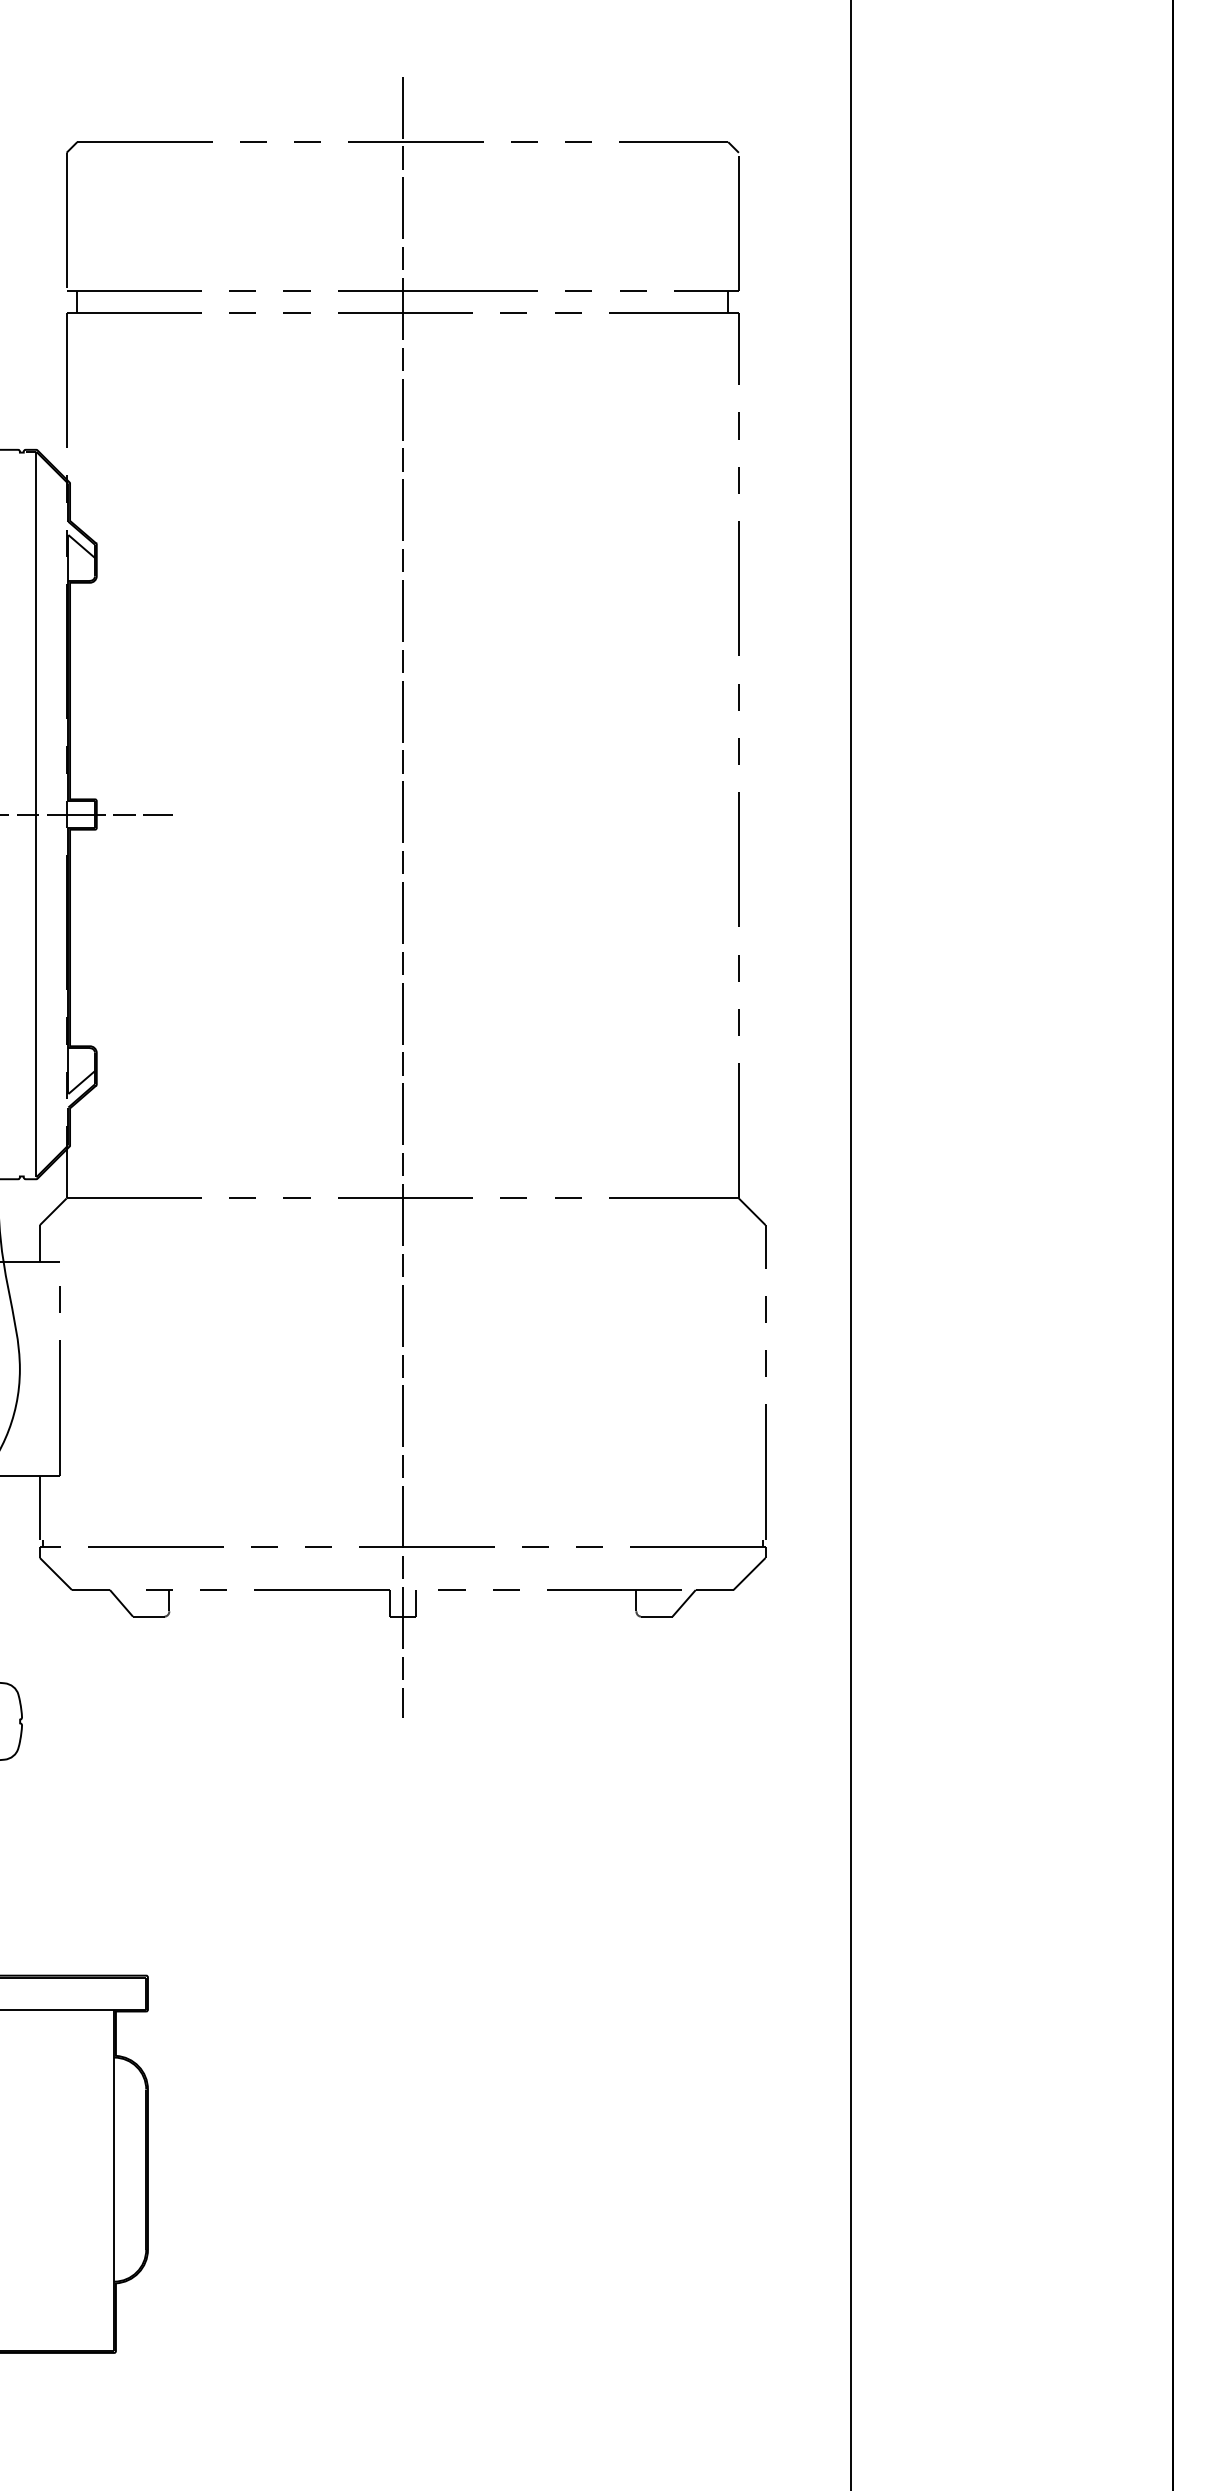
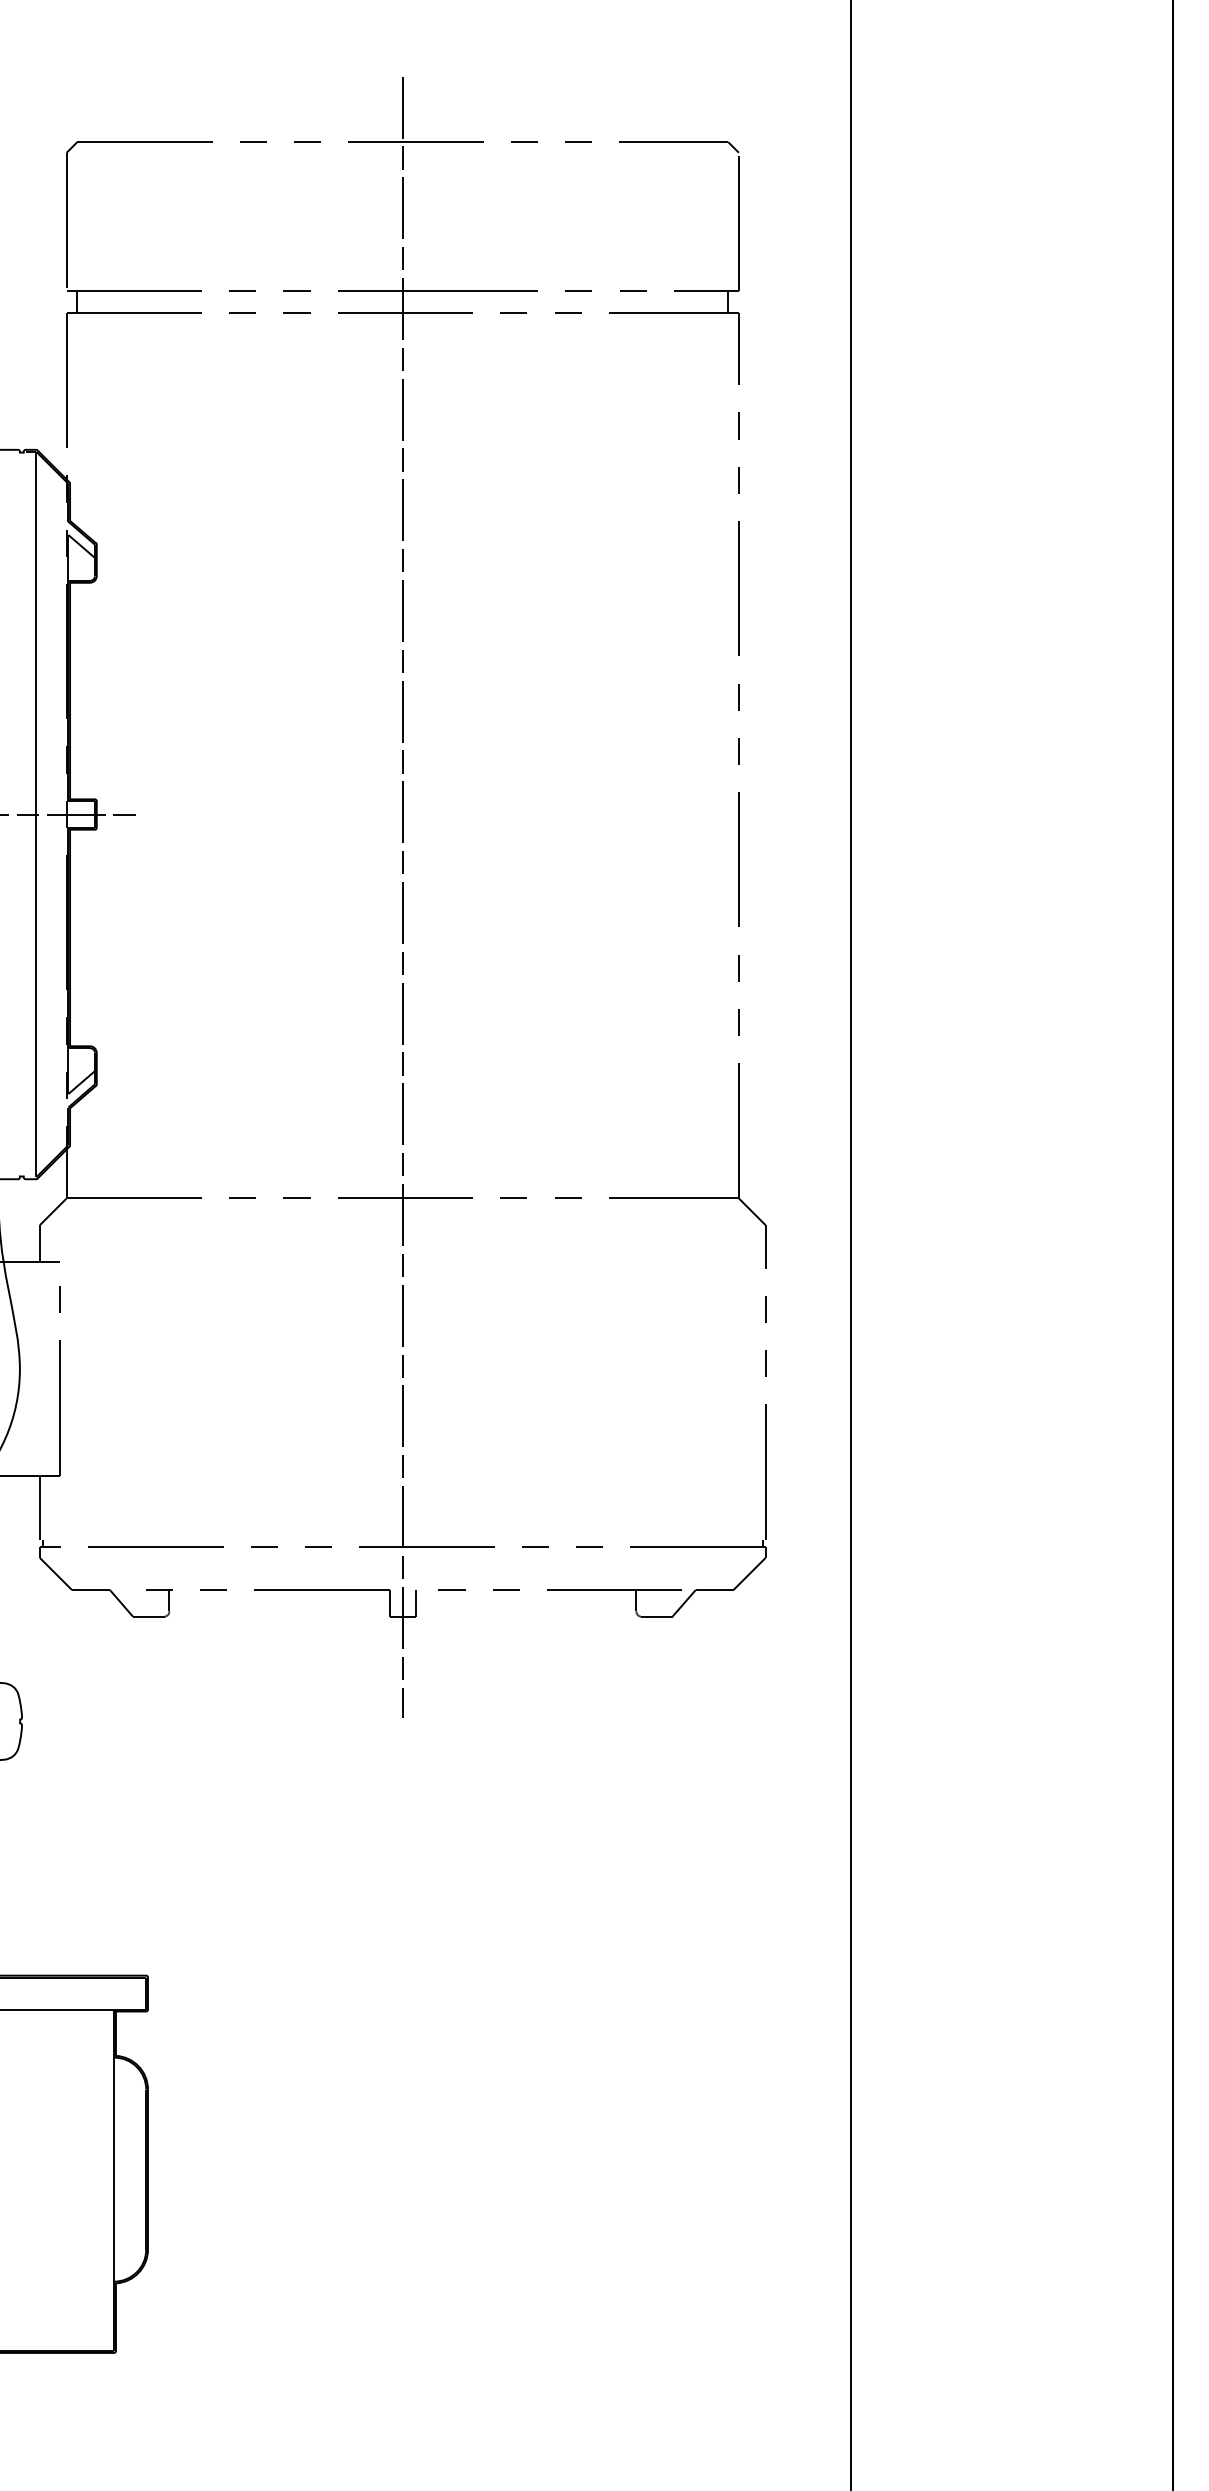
line: present -> none (157, 814)
